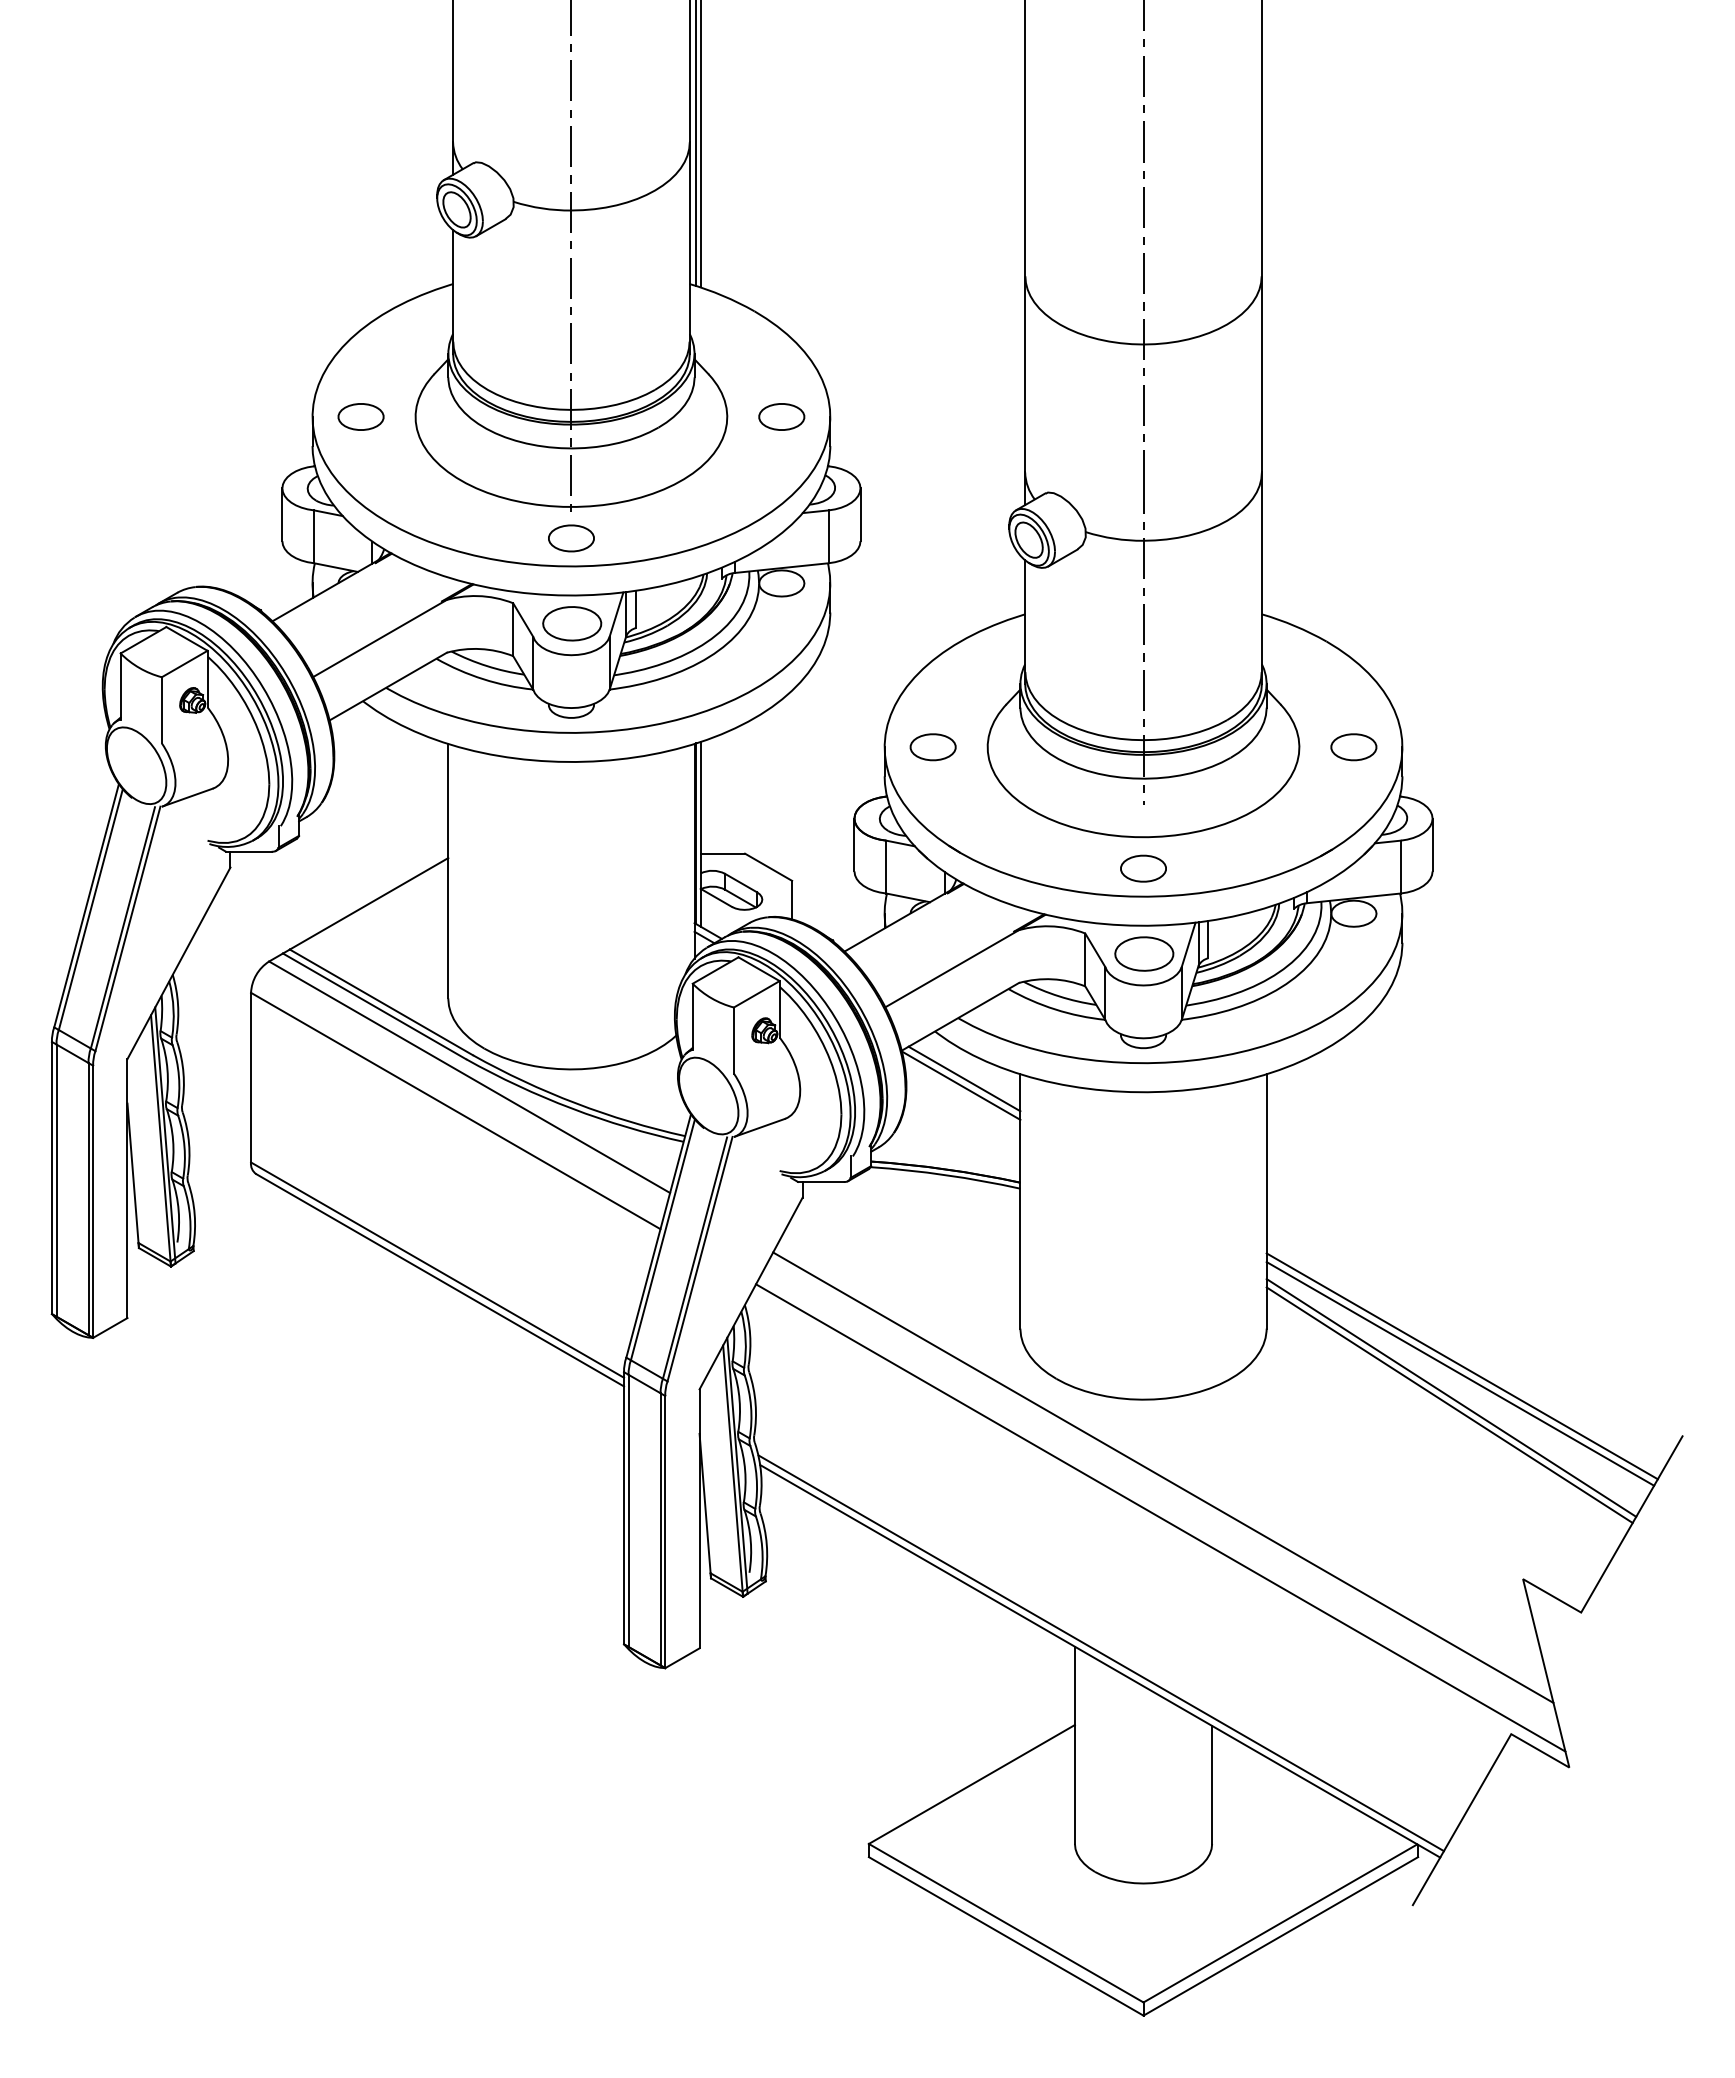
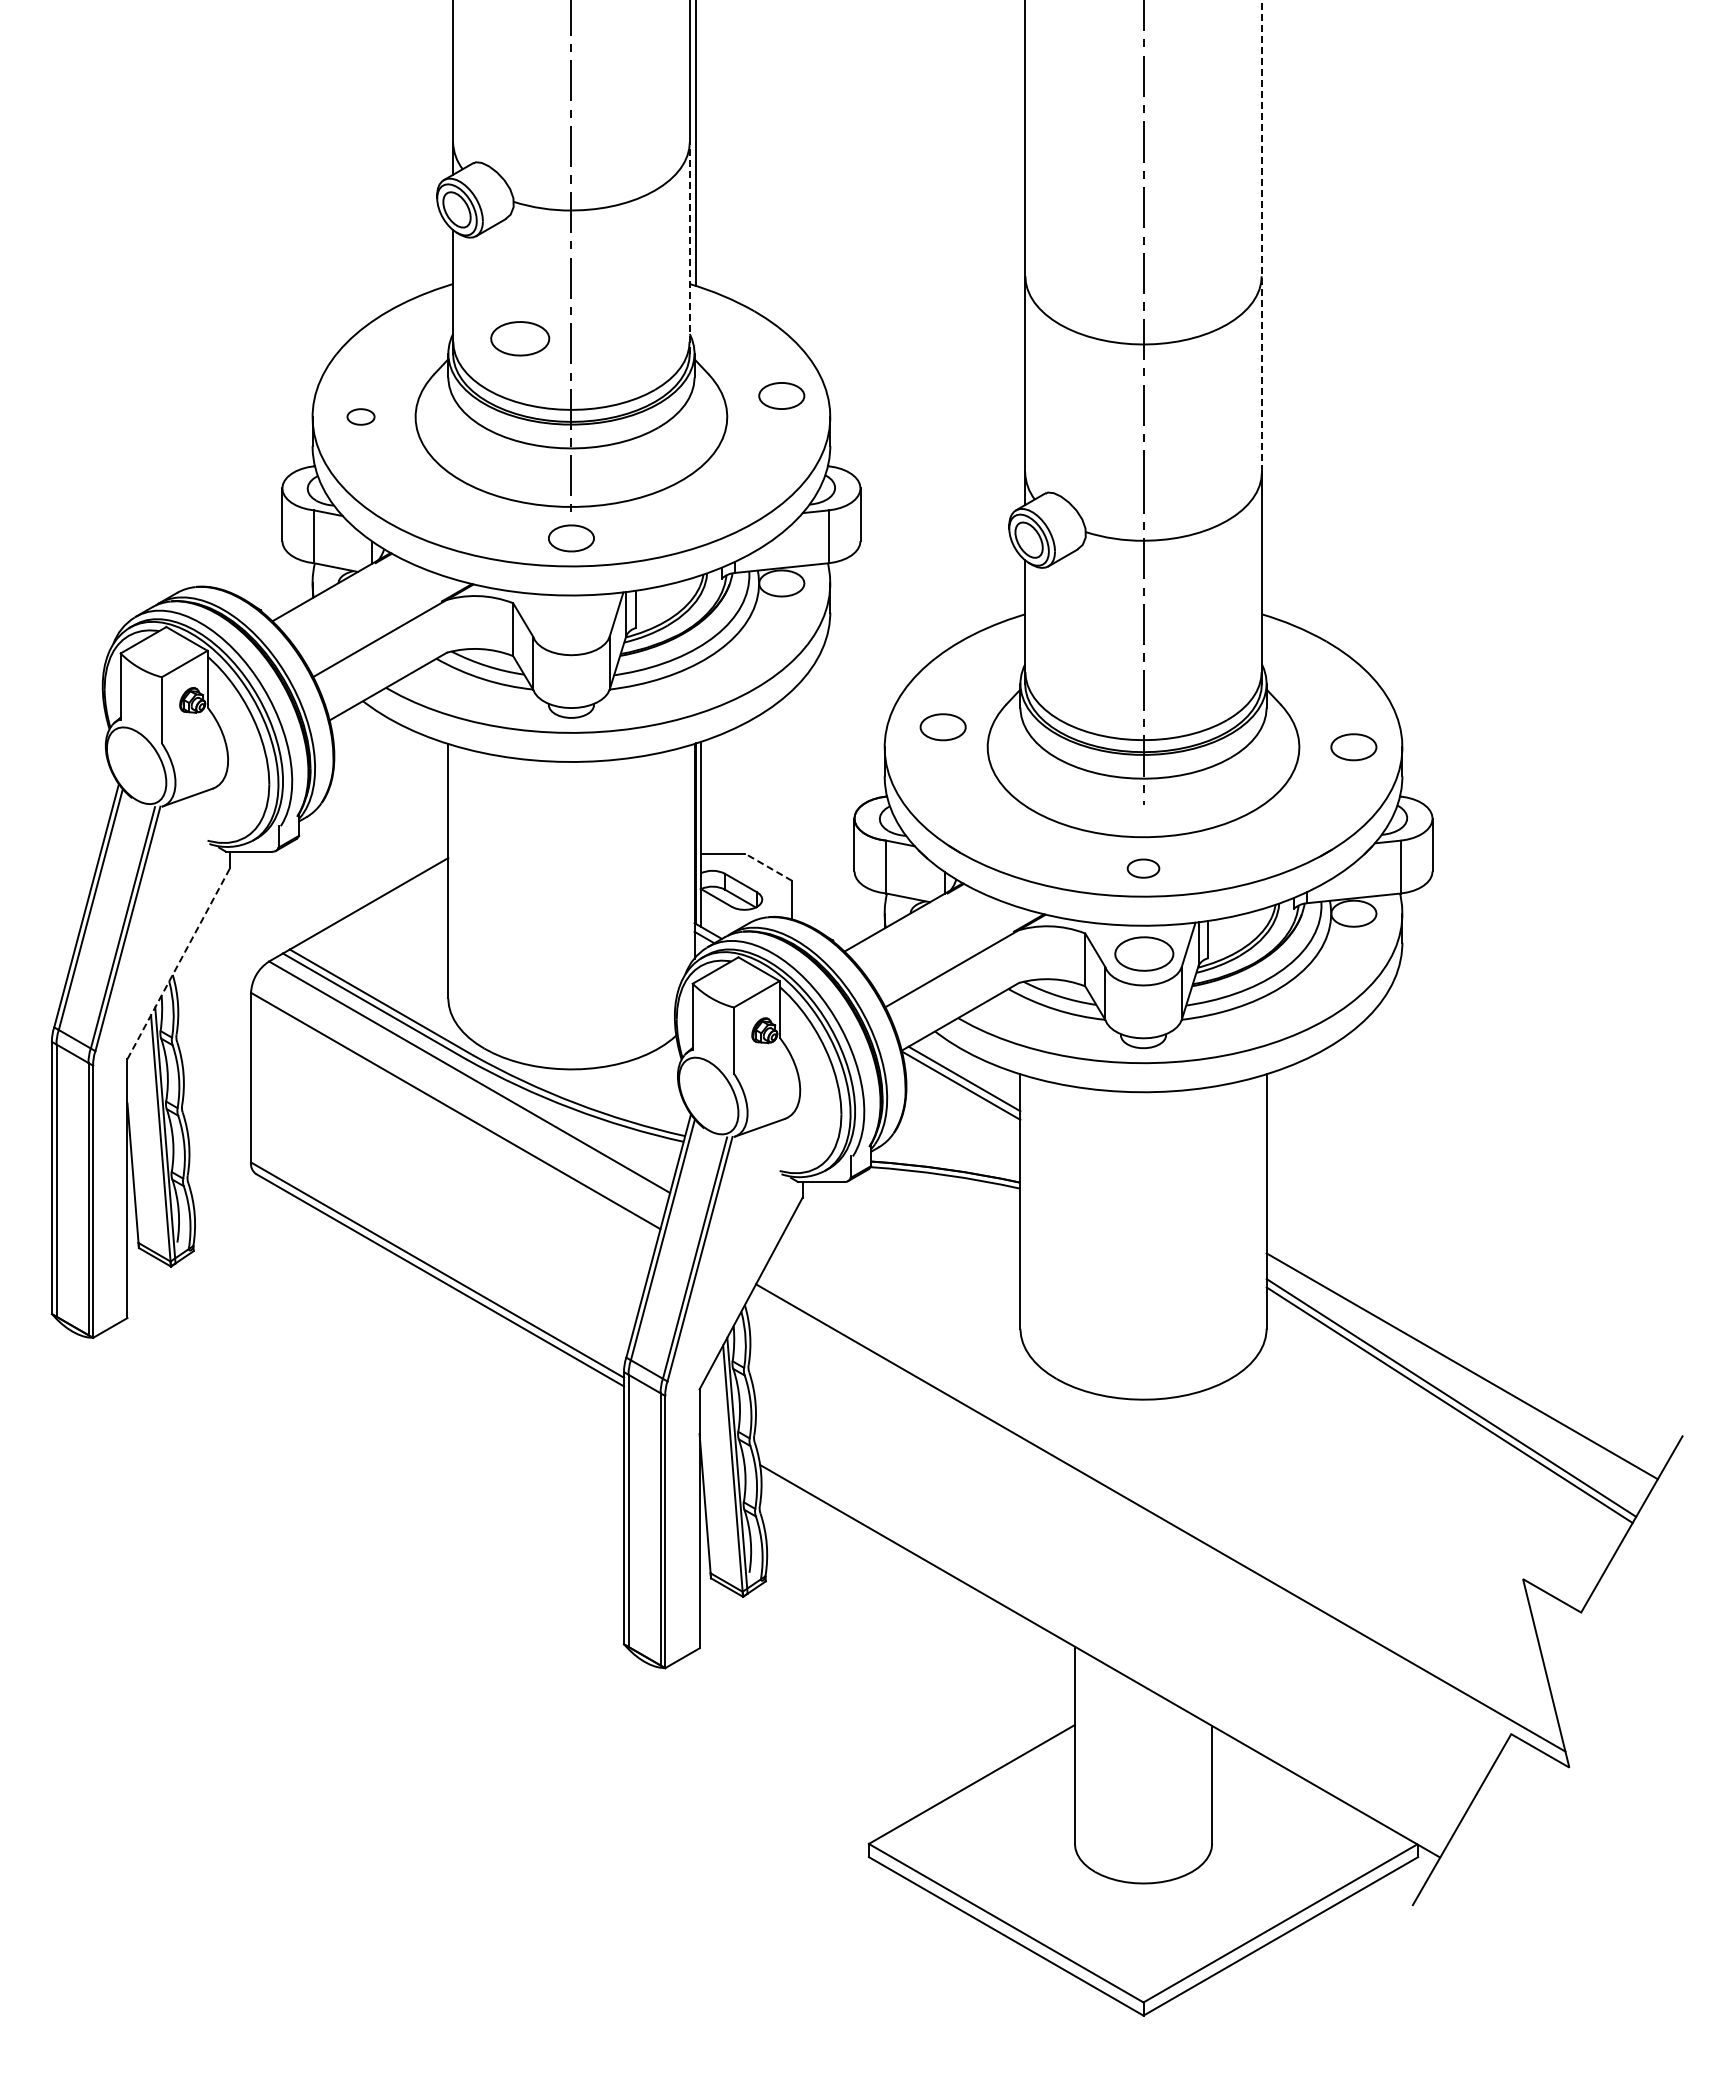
line: present -> none (700, 144)
line: solid -> dashed (1261, 236)
line: solid -> dashed (689, 247)
part size: 48x28 px -> 30x18 px (360, 416)
part position: (781, 416) -> (781, 395) (781, 395)
part position: (572, 623) -> (520, 338) (520, 338)
part position: (932, 747) -> (942, 727) (942, 727)
line: solid -> dashed (768, 867)
part size: 47x29 px -> 35x21 px (1143, 868)
line: solid -> dashed (178, 963)
line: present -> none (1460, 1373)
line: present -> none (1163, 1477)
line: present -> none (1100, 1653)
